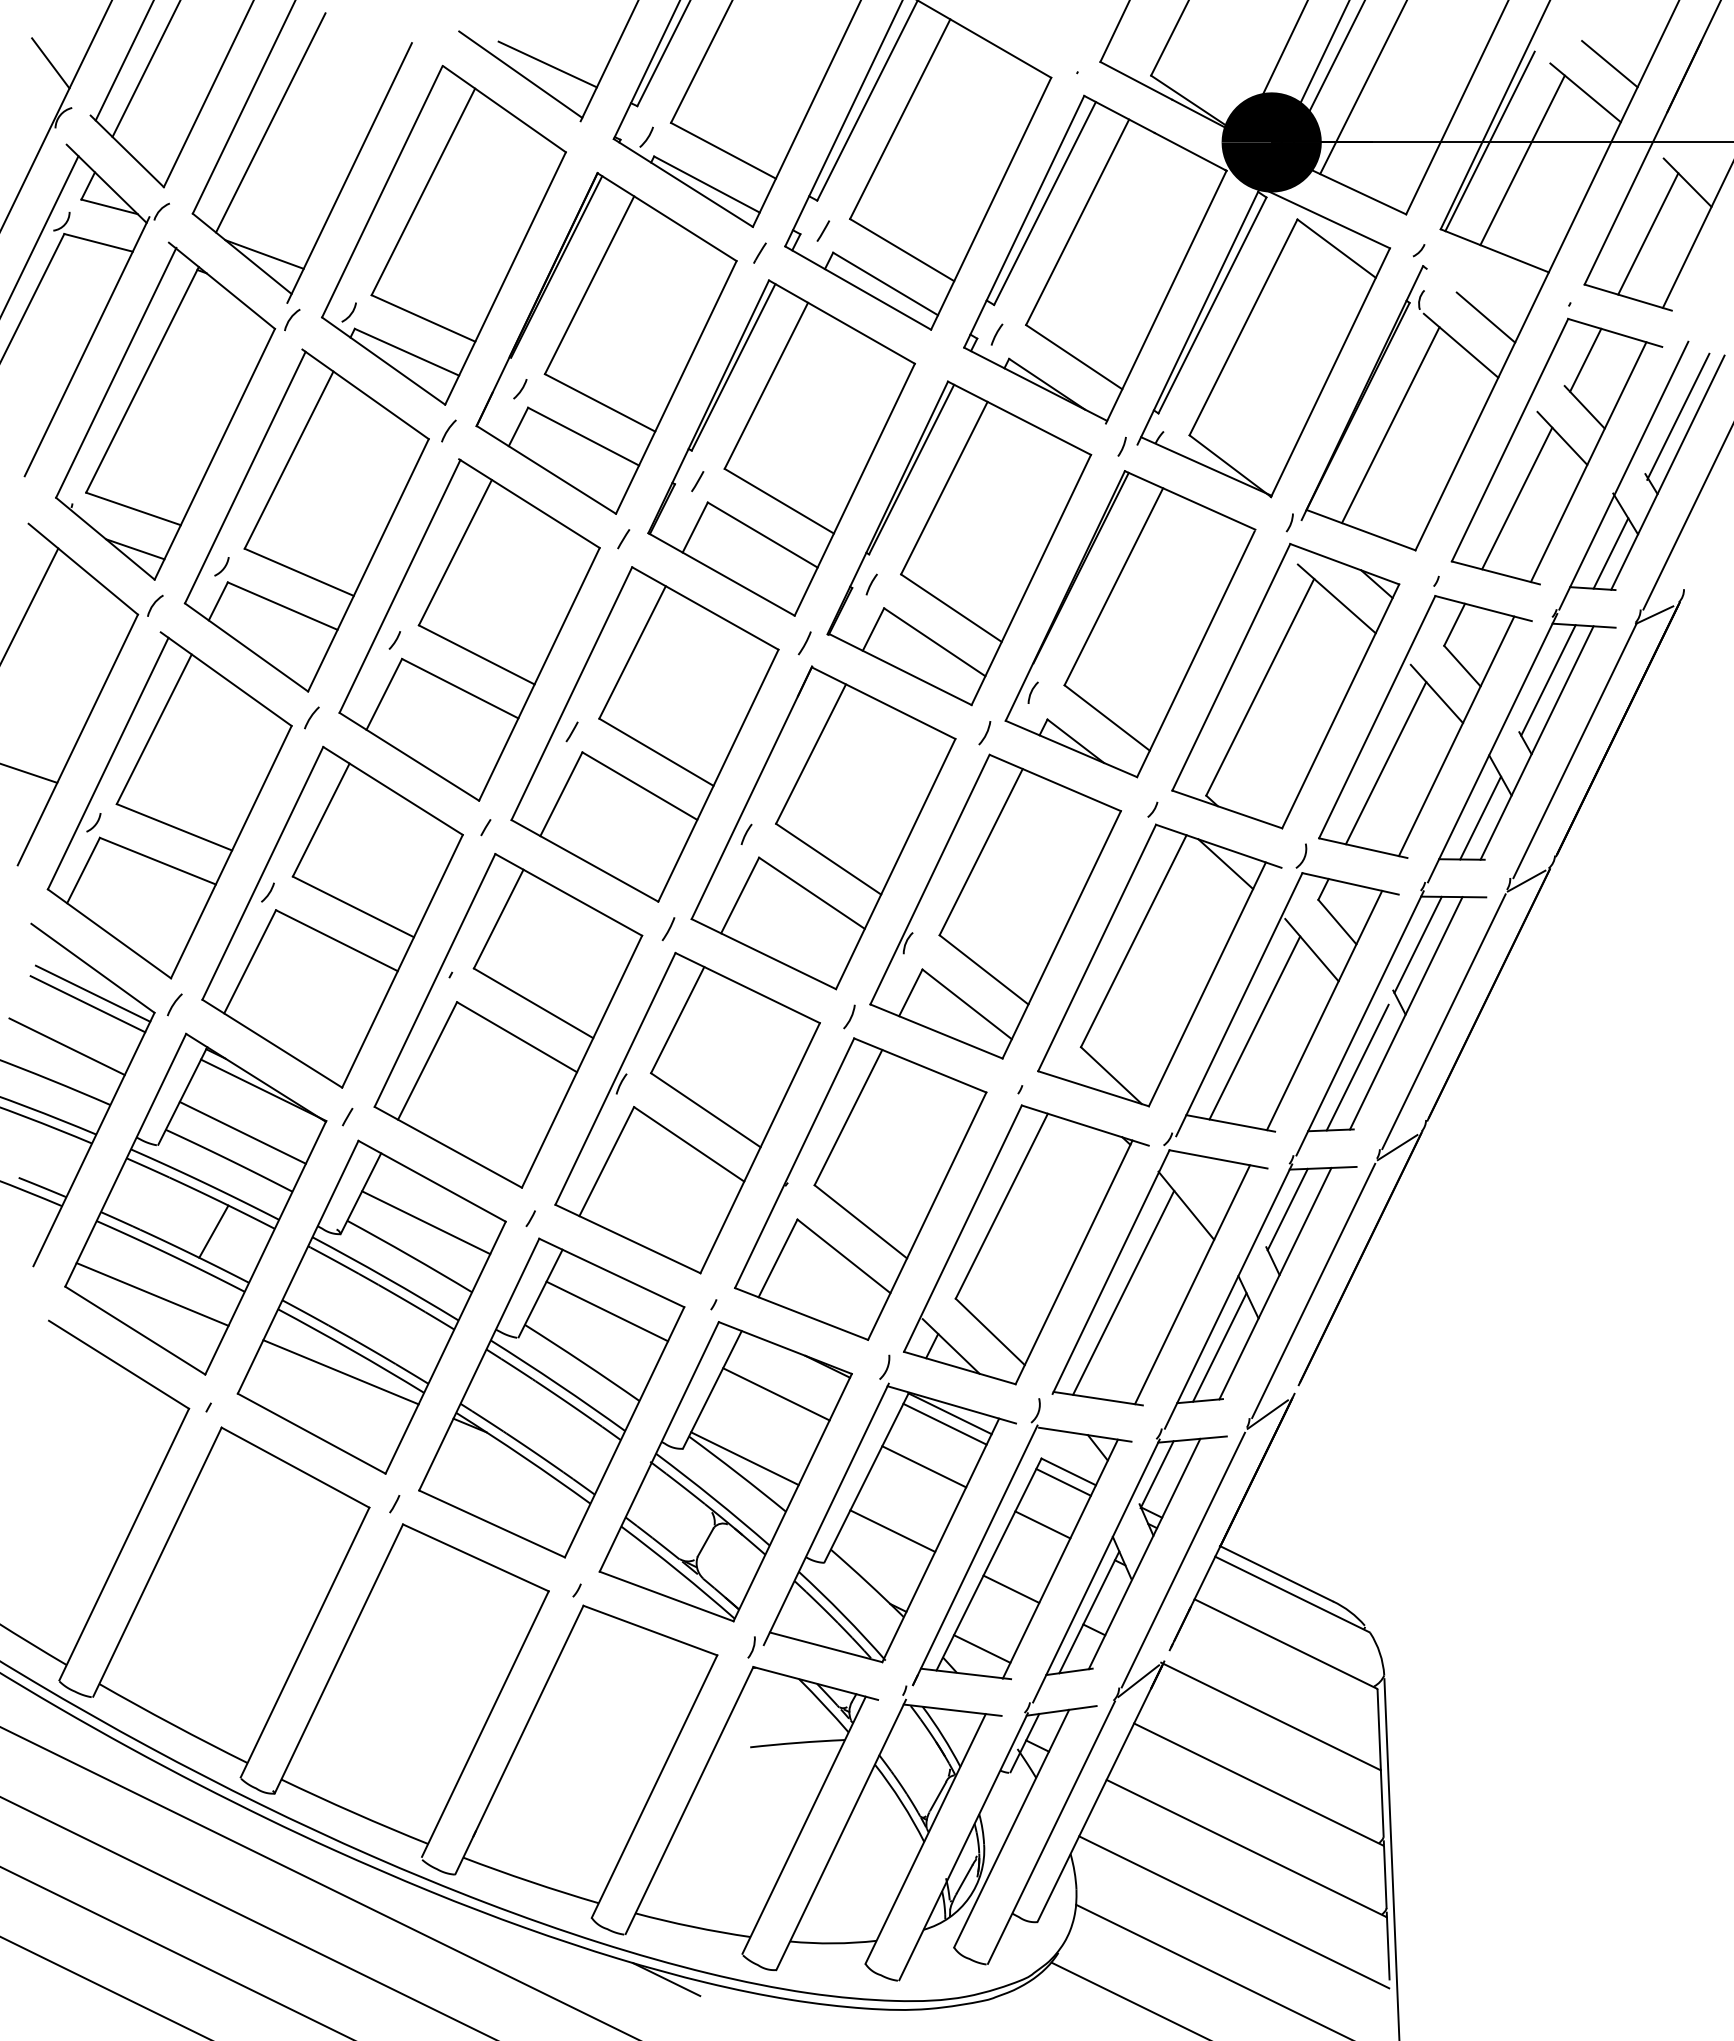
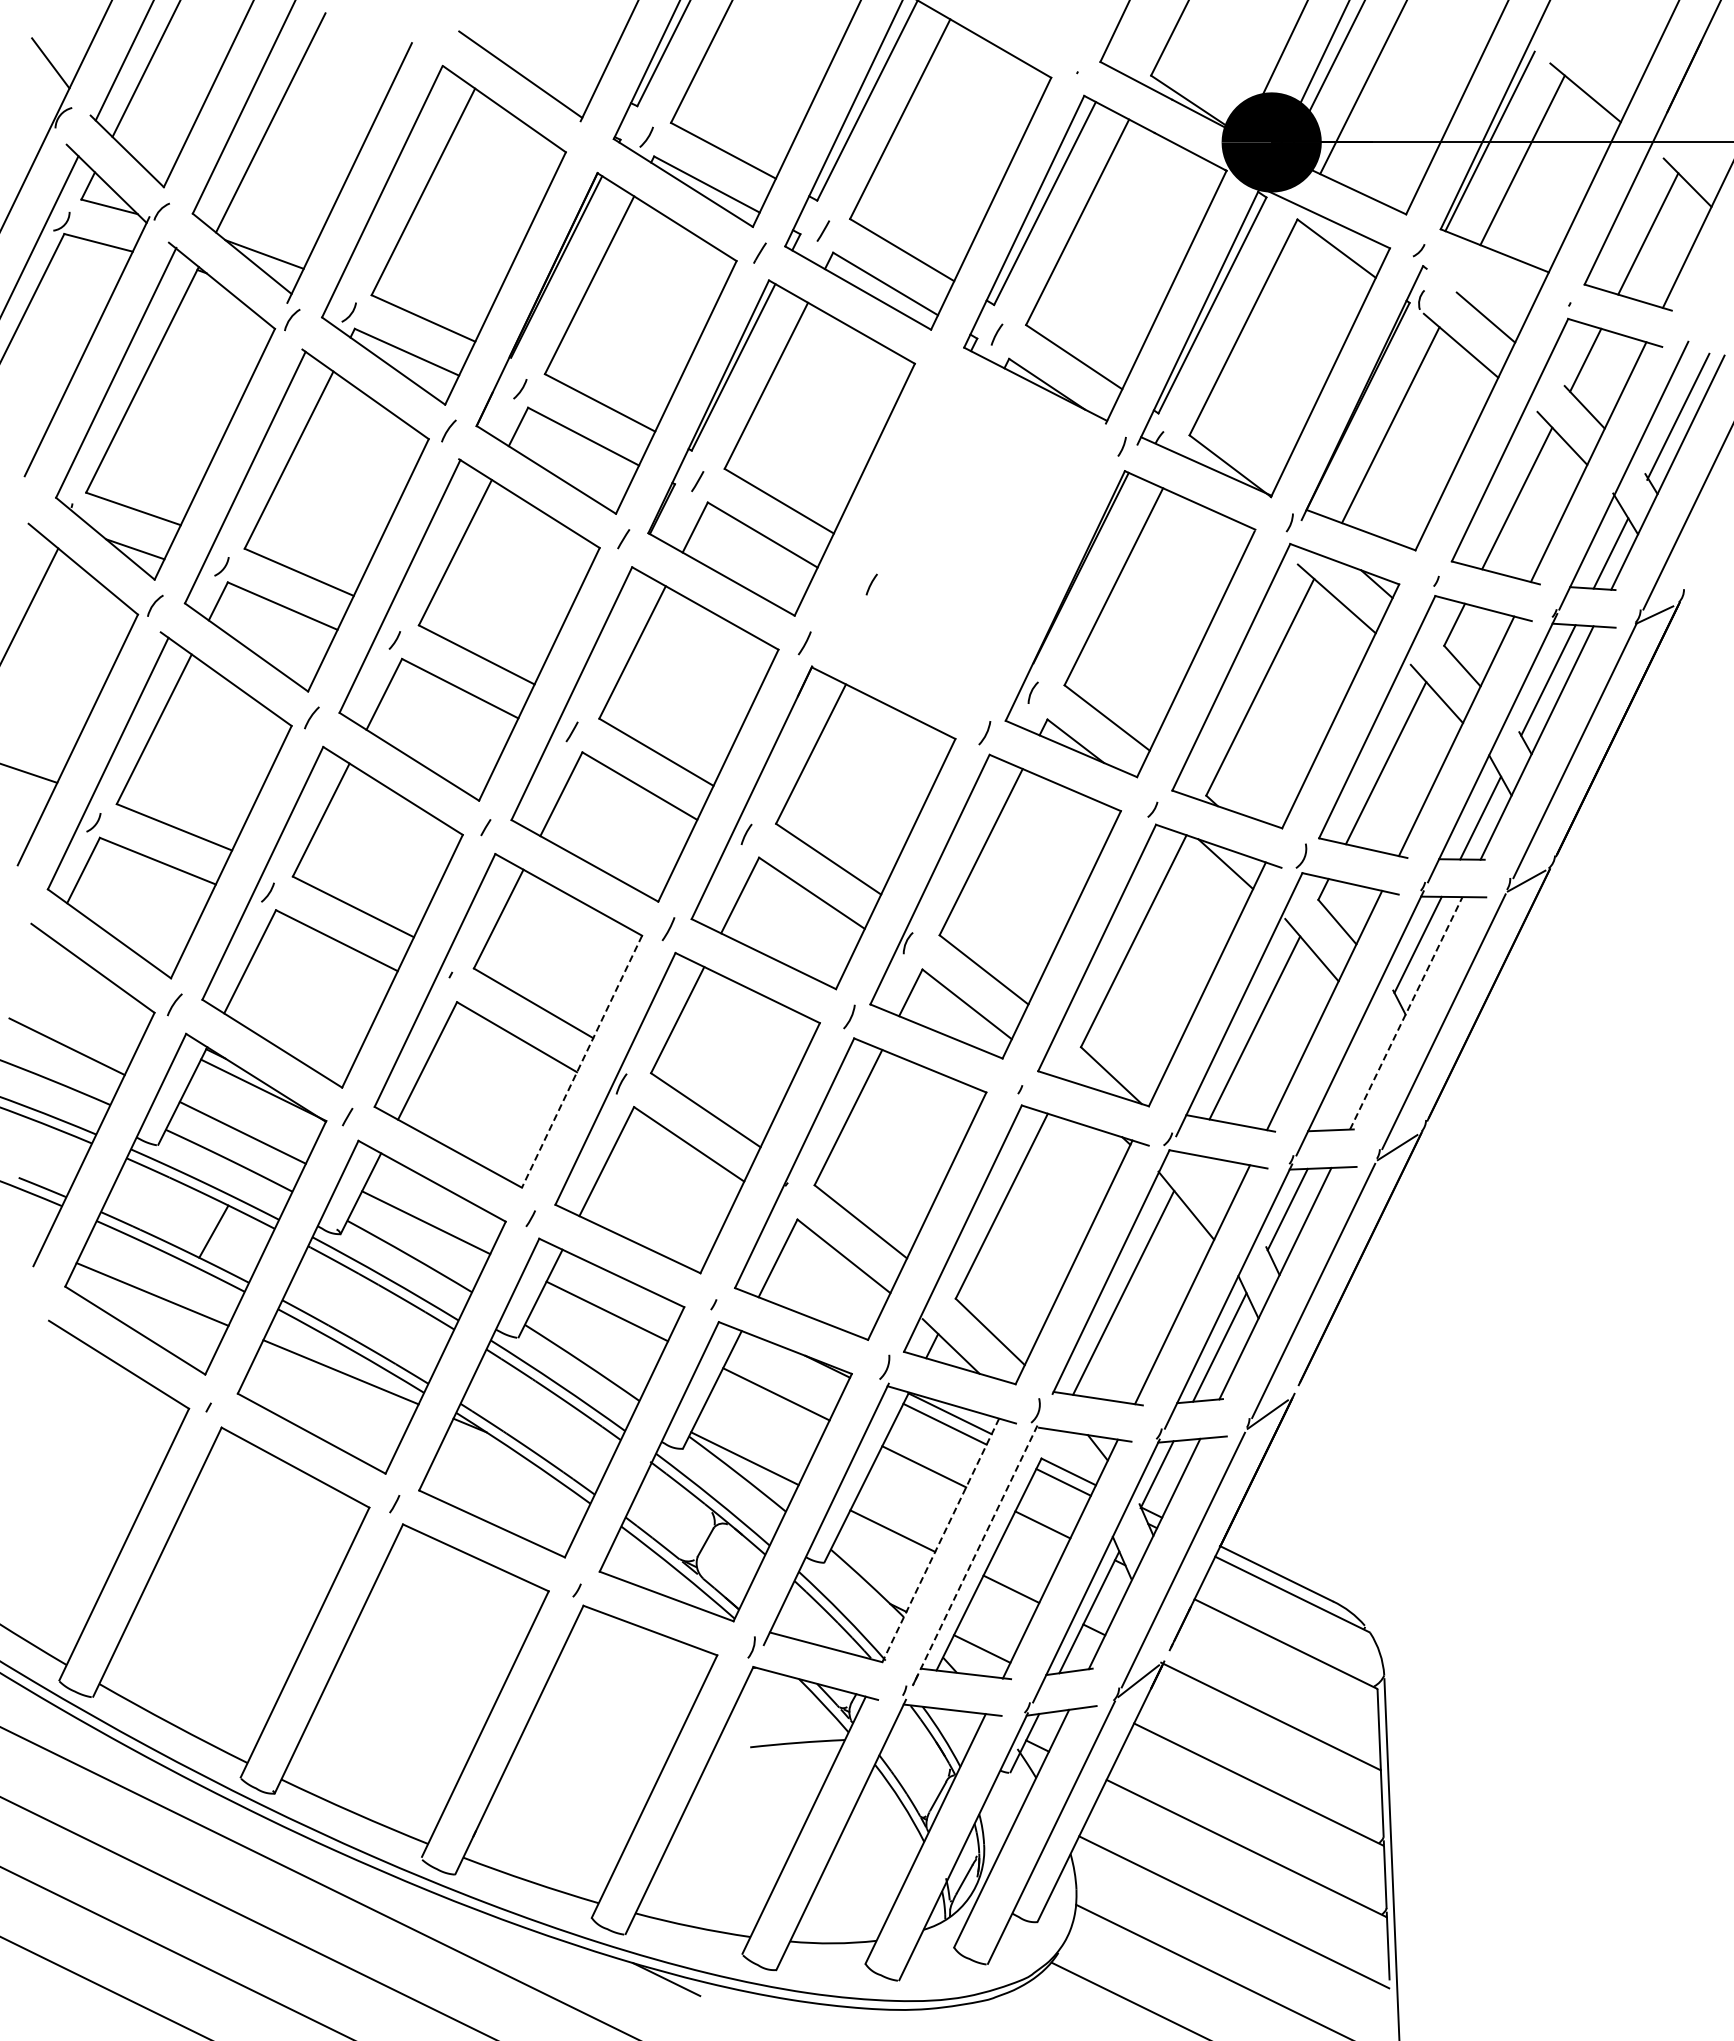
line: present -> none (547, 64)
line: present -> none (1609, 64)
part: present -> none (959, 543)
line: present -> none (92, 993)
line: present -> none (87, 1004)
line: solid -> dashed (1406, 1012)
line: solid -> dashed (582, 1061)
line: present -> none (1357, 1067)
line: solid -> dashed (940, 1540)
line: solid -> dashed (975, 1555)
